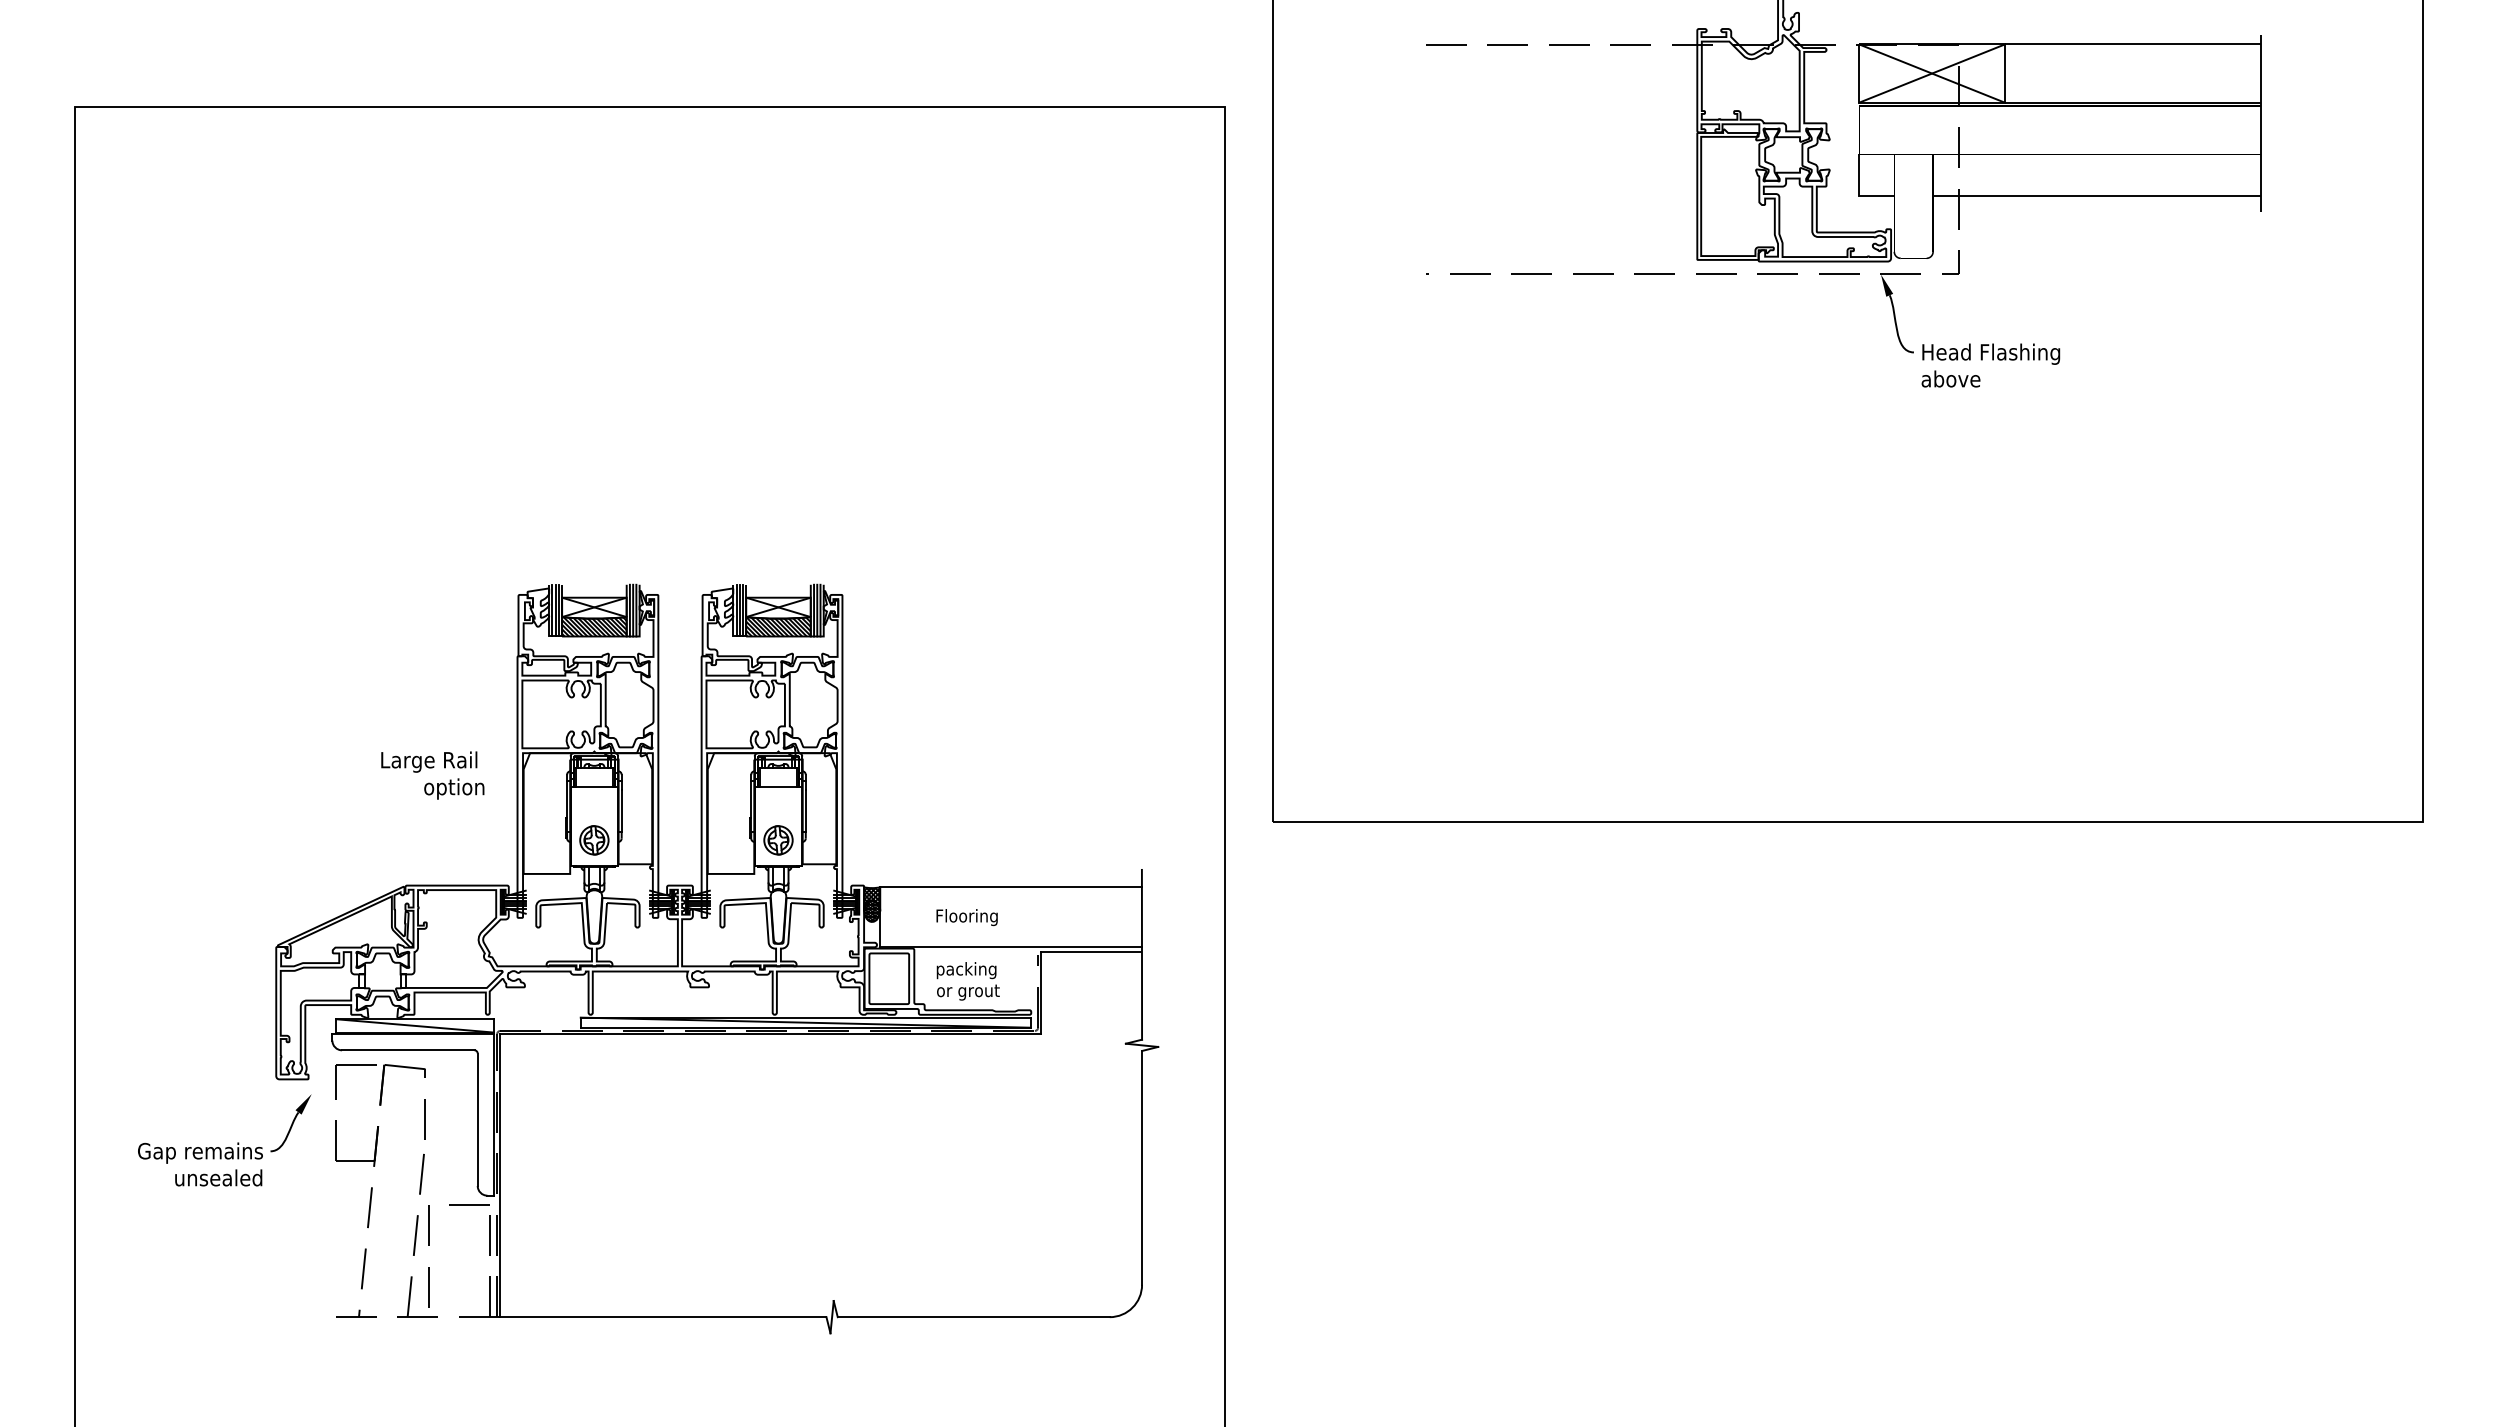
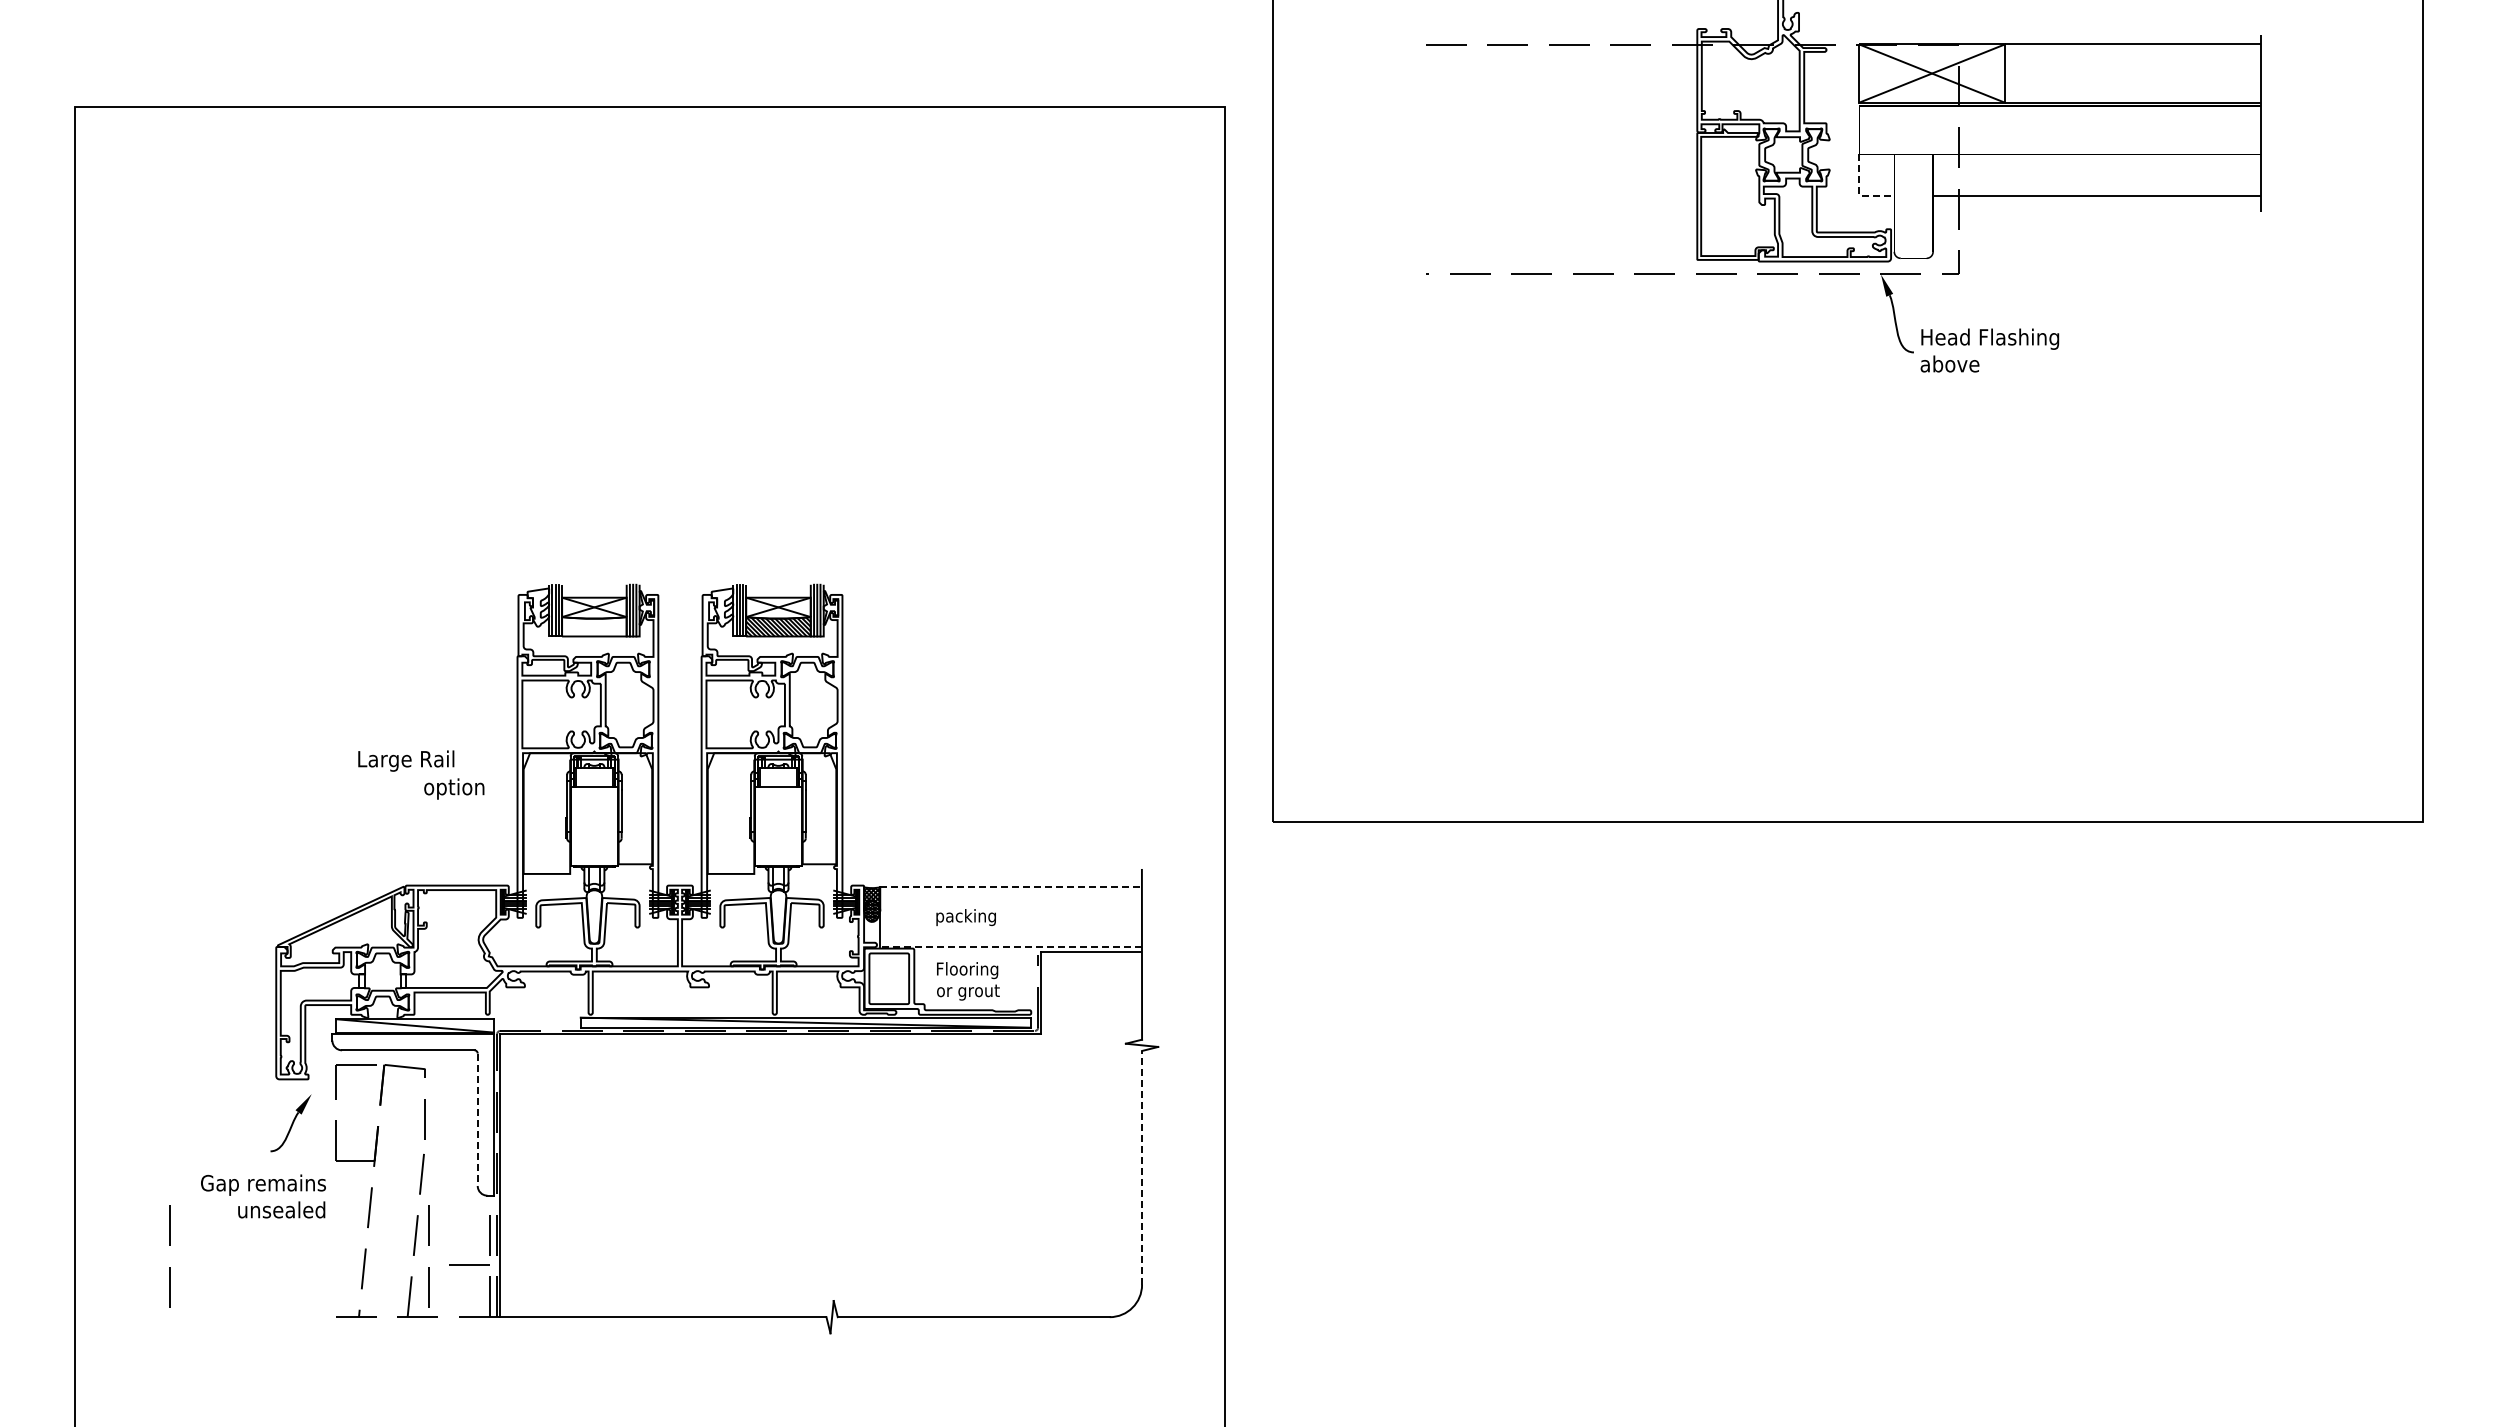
line: solid -> dashed (1859, 192)
text position: (1990, 365) -> (1989, 350) (1989, 350)
hatch: present -> none (594, 626)
text position: (429, 761) -> (406, 760) (406, 760)
part: present -> none (594, 840)
part: present -> none (778, 840)
line: solid -> dashed (1011, 887)
text: Flooring -> packing (966, 917)
line: solid -> dashed (1011, 947)
text: packing -> Flooring (967, 970)
line: solid -> dashed (477, 1120)
text position: (200, 1164) -> (263, 1196) (263, 1196)
line: solid -> dashed (1142, 1167)
line position: (469, 1204) -> (469, 1264) (469, 1264)
line: none -> present (169, 1245)
